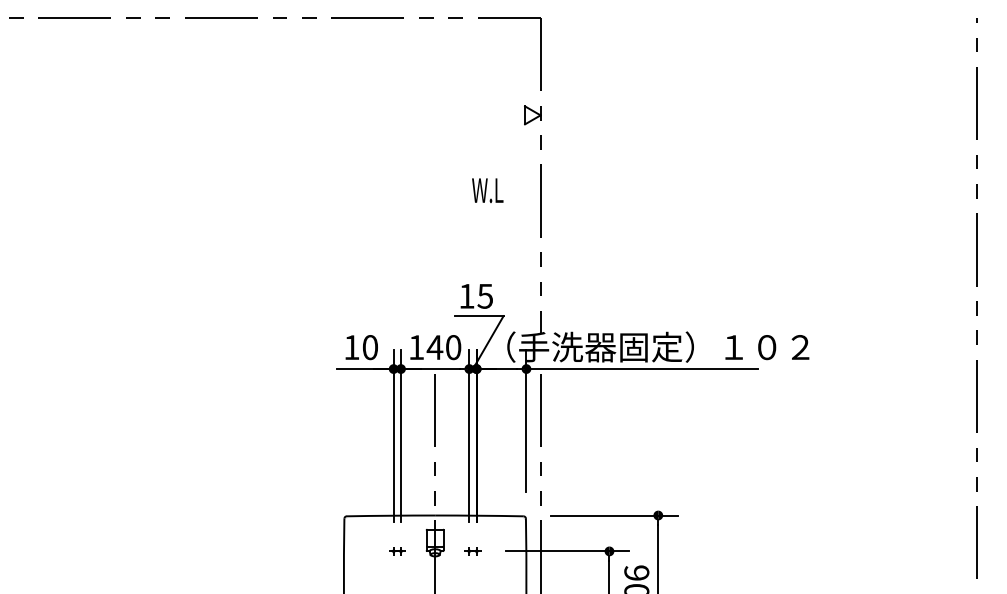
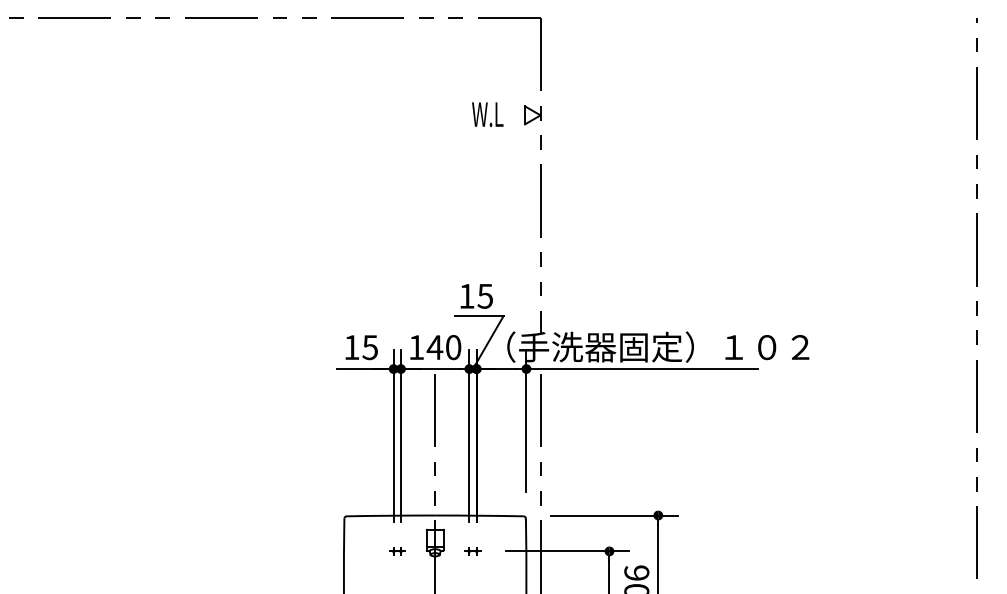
text position: (487, 190) -> (487, 114) (487, 114)
text: 10 -> 15 (369, 347)
